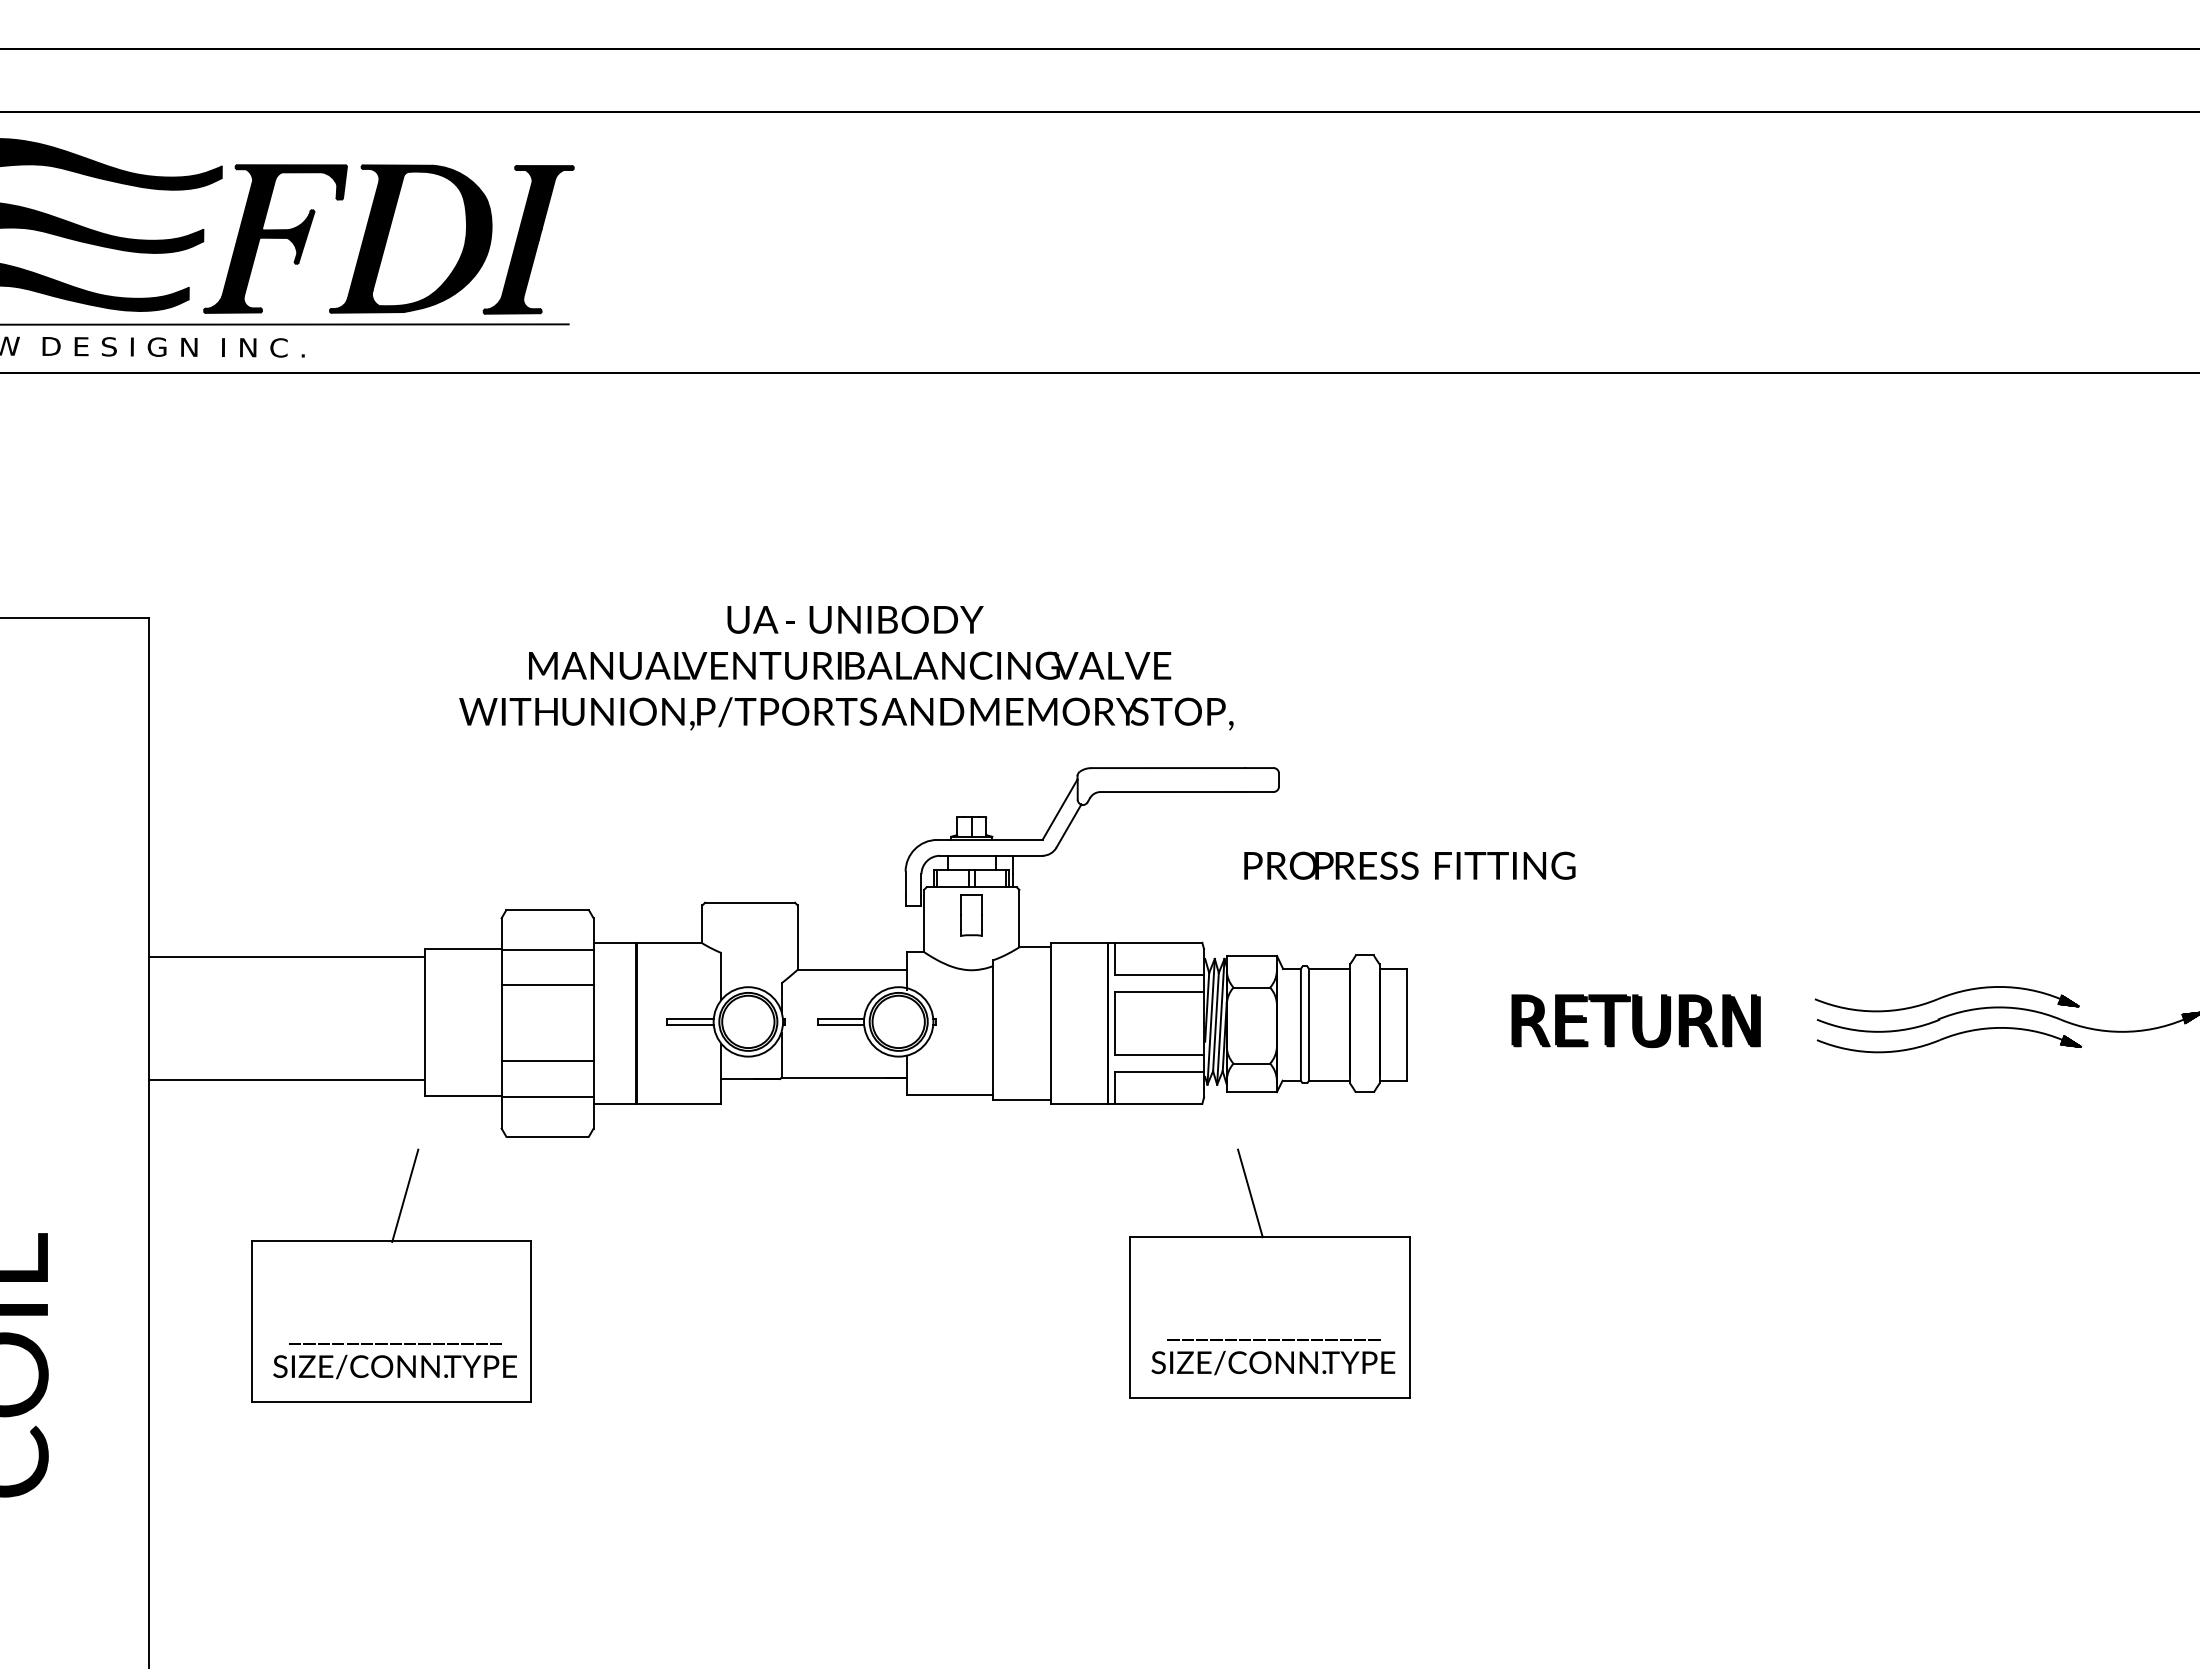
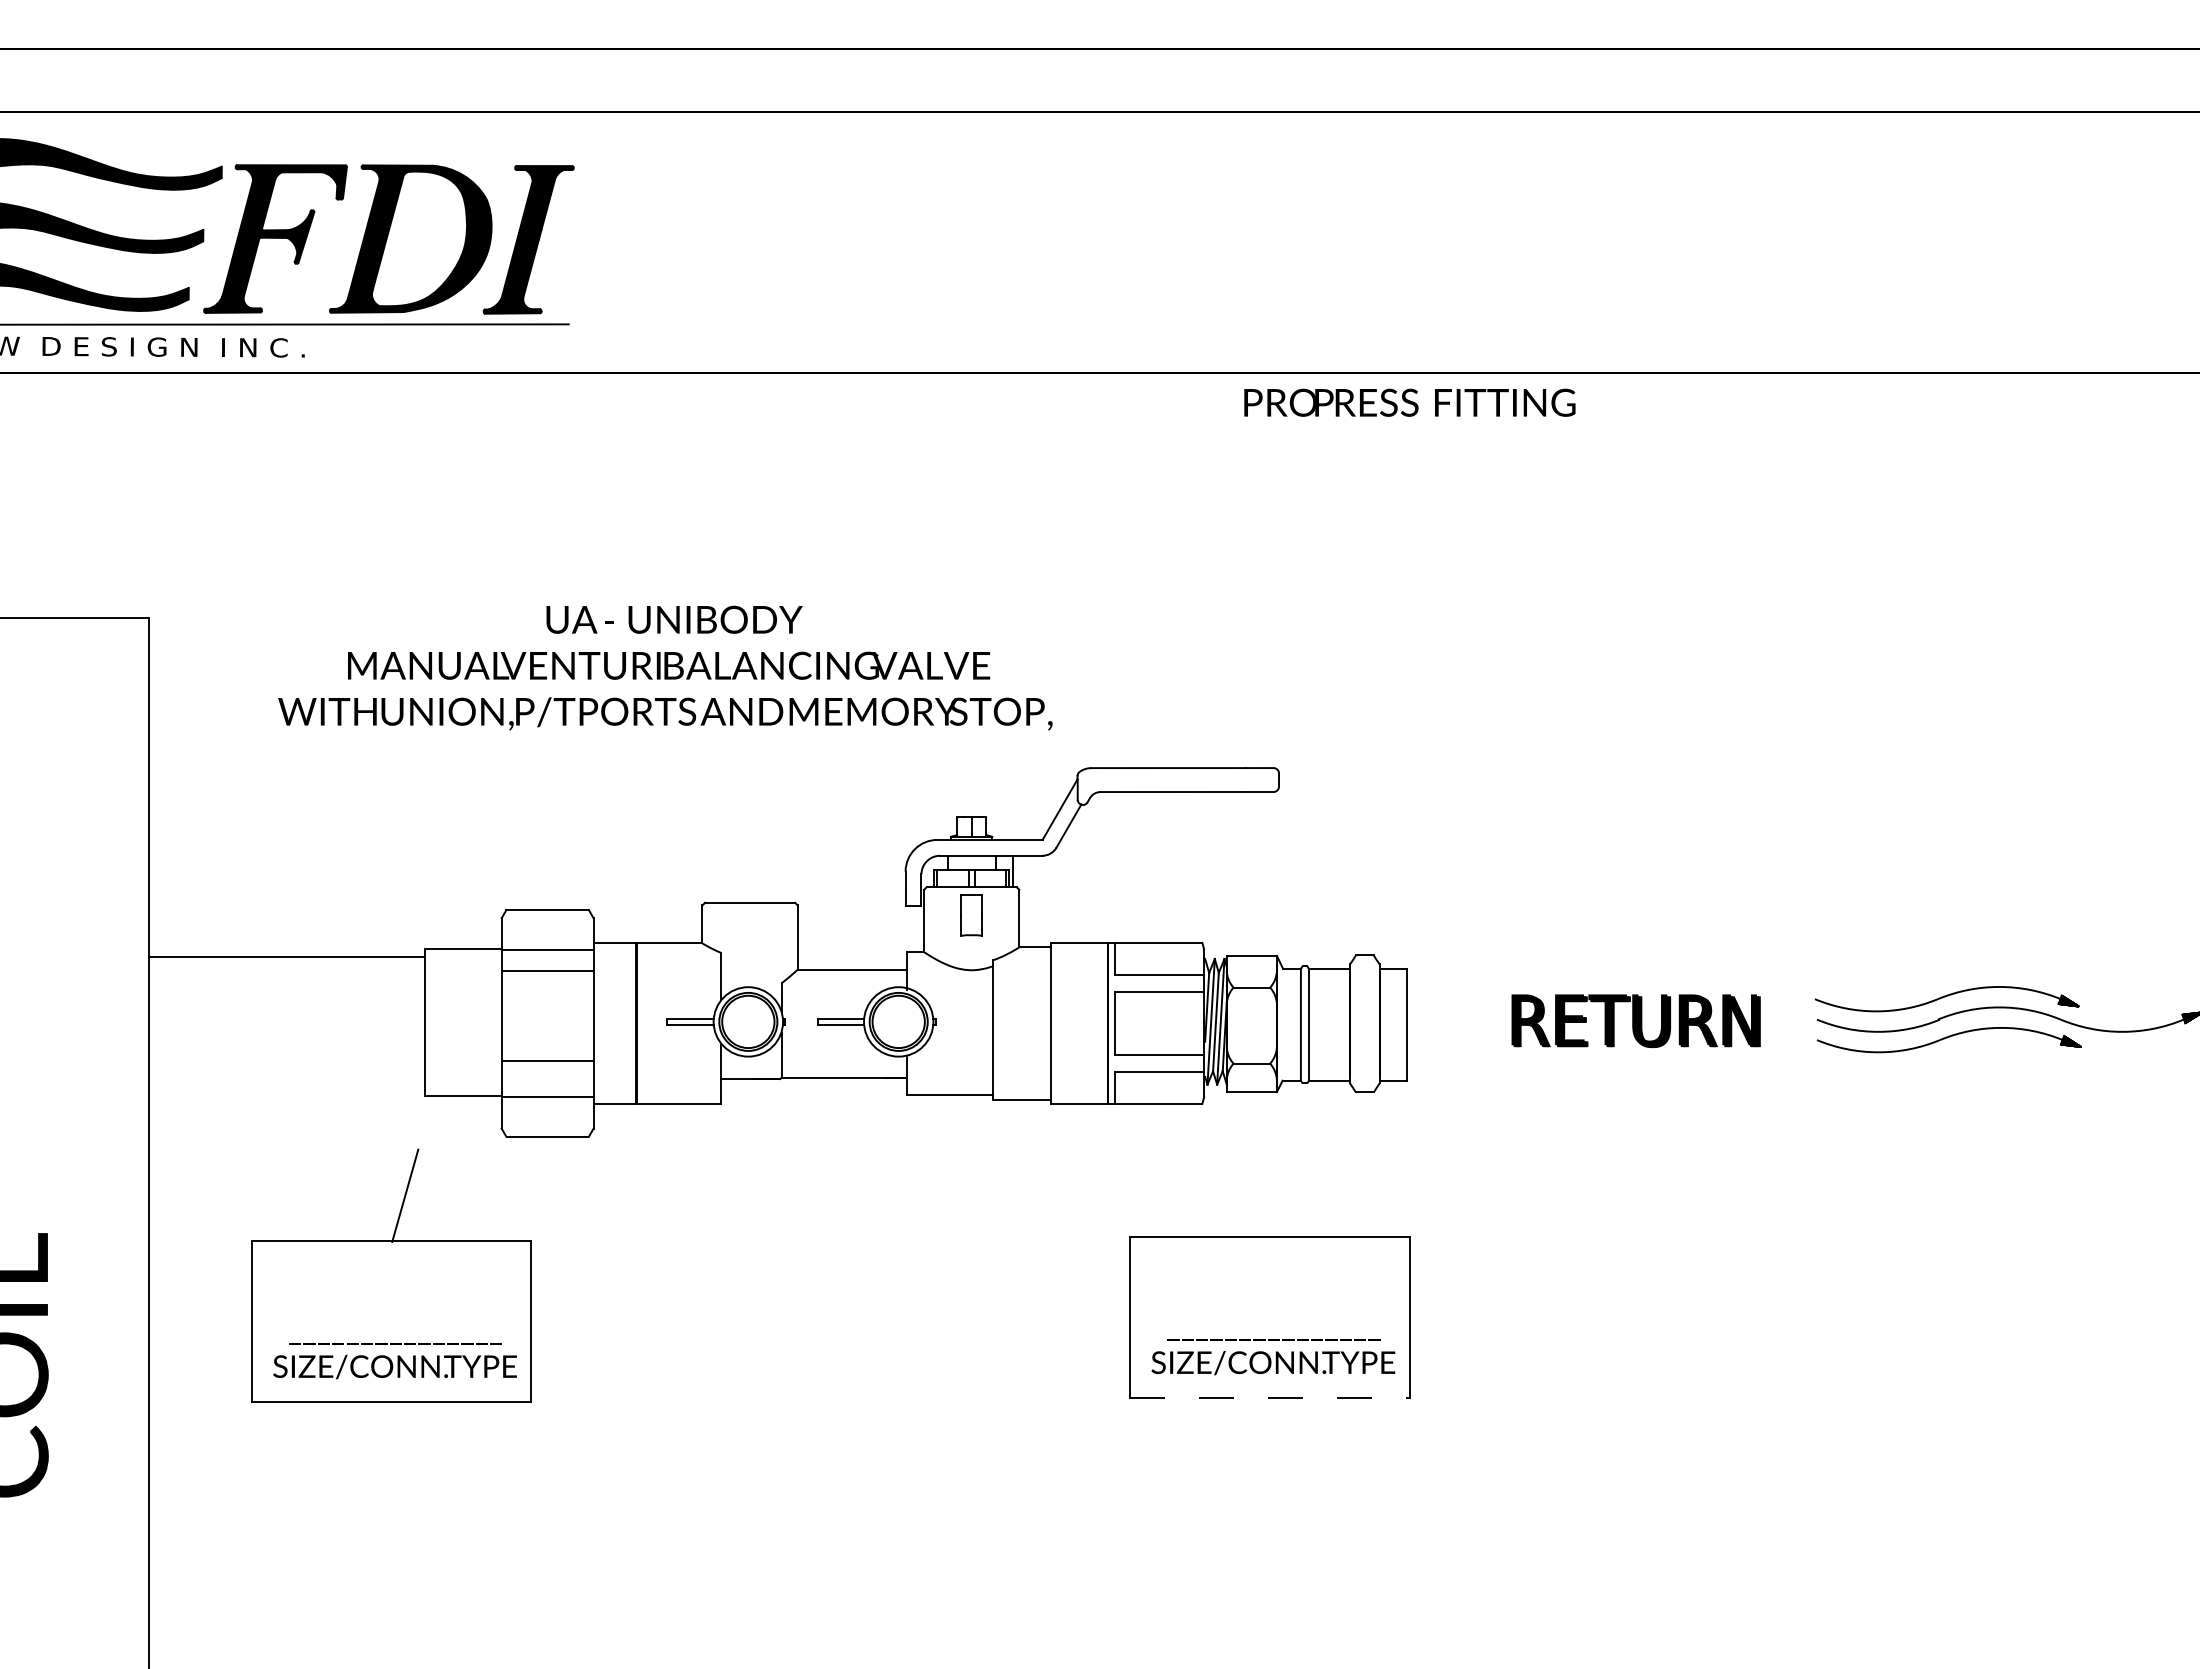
text position: (846, 667) -> (665, 667) (665, 667)
text position: (1409, 865) -> (1409, 402) (1409, 402)
line position: (547, 985) -> (547, 971) (547, 971)
line: present -> none (286, 1079)
line: present -> none (1250, 1193)
line: solid -> dashed (1270, 1398)
